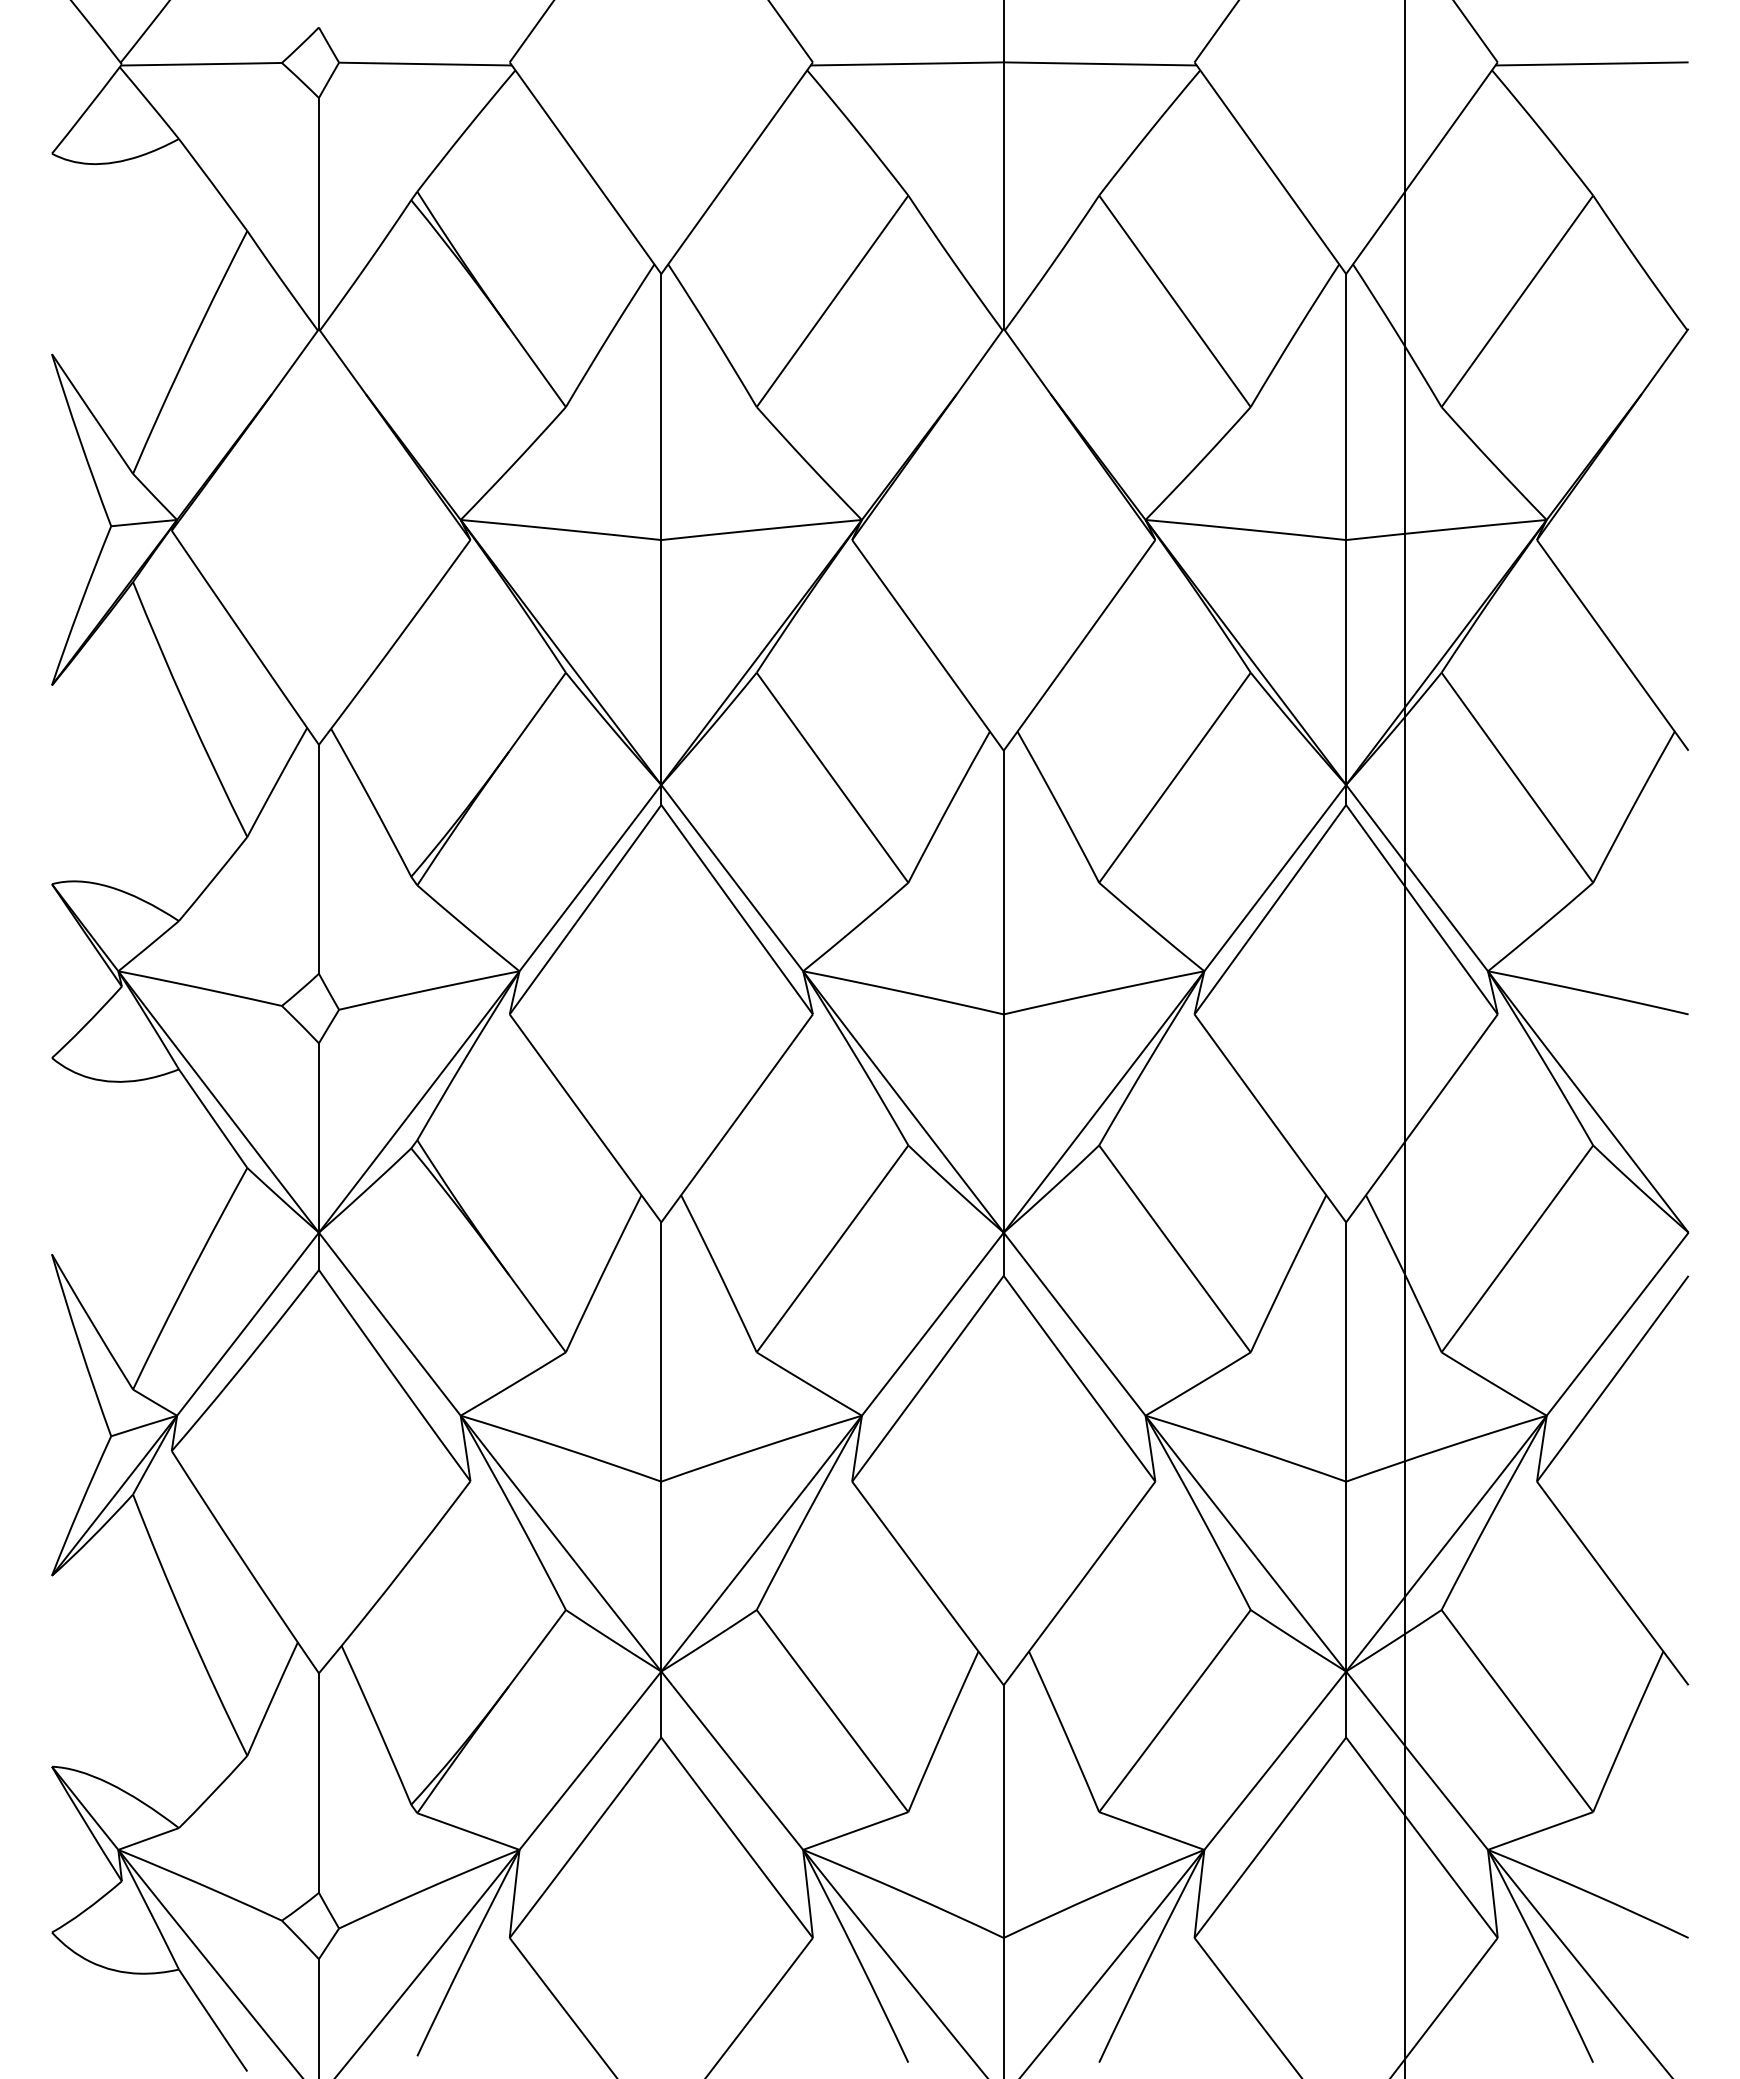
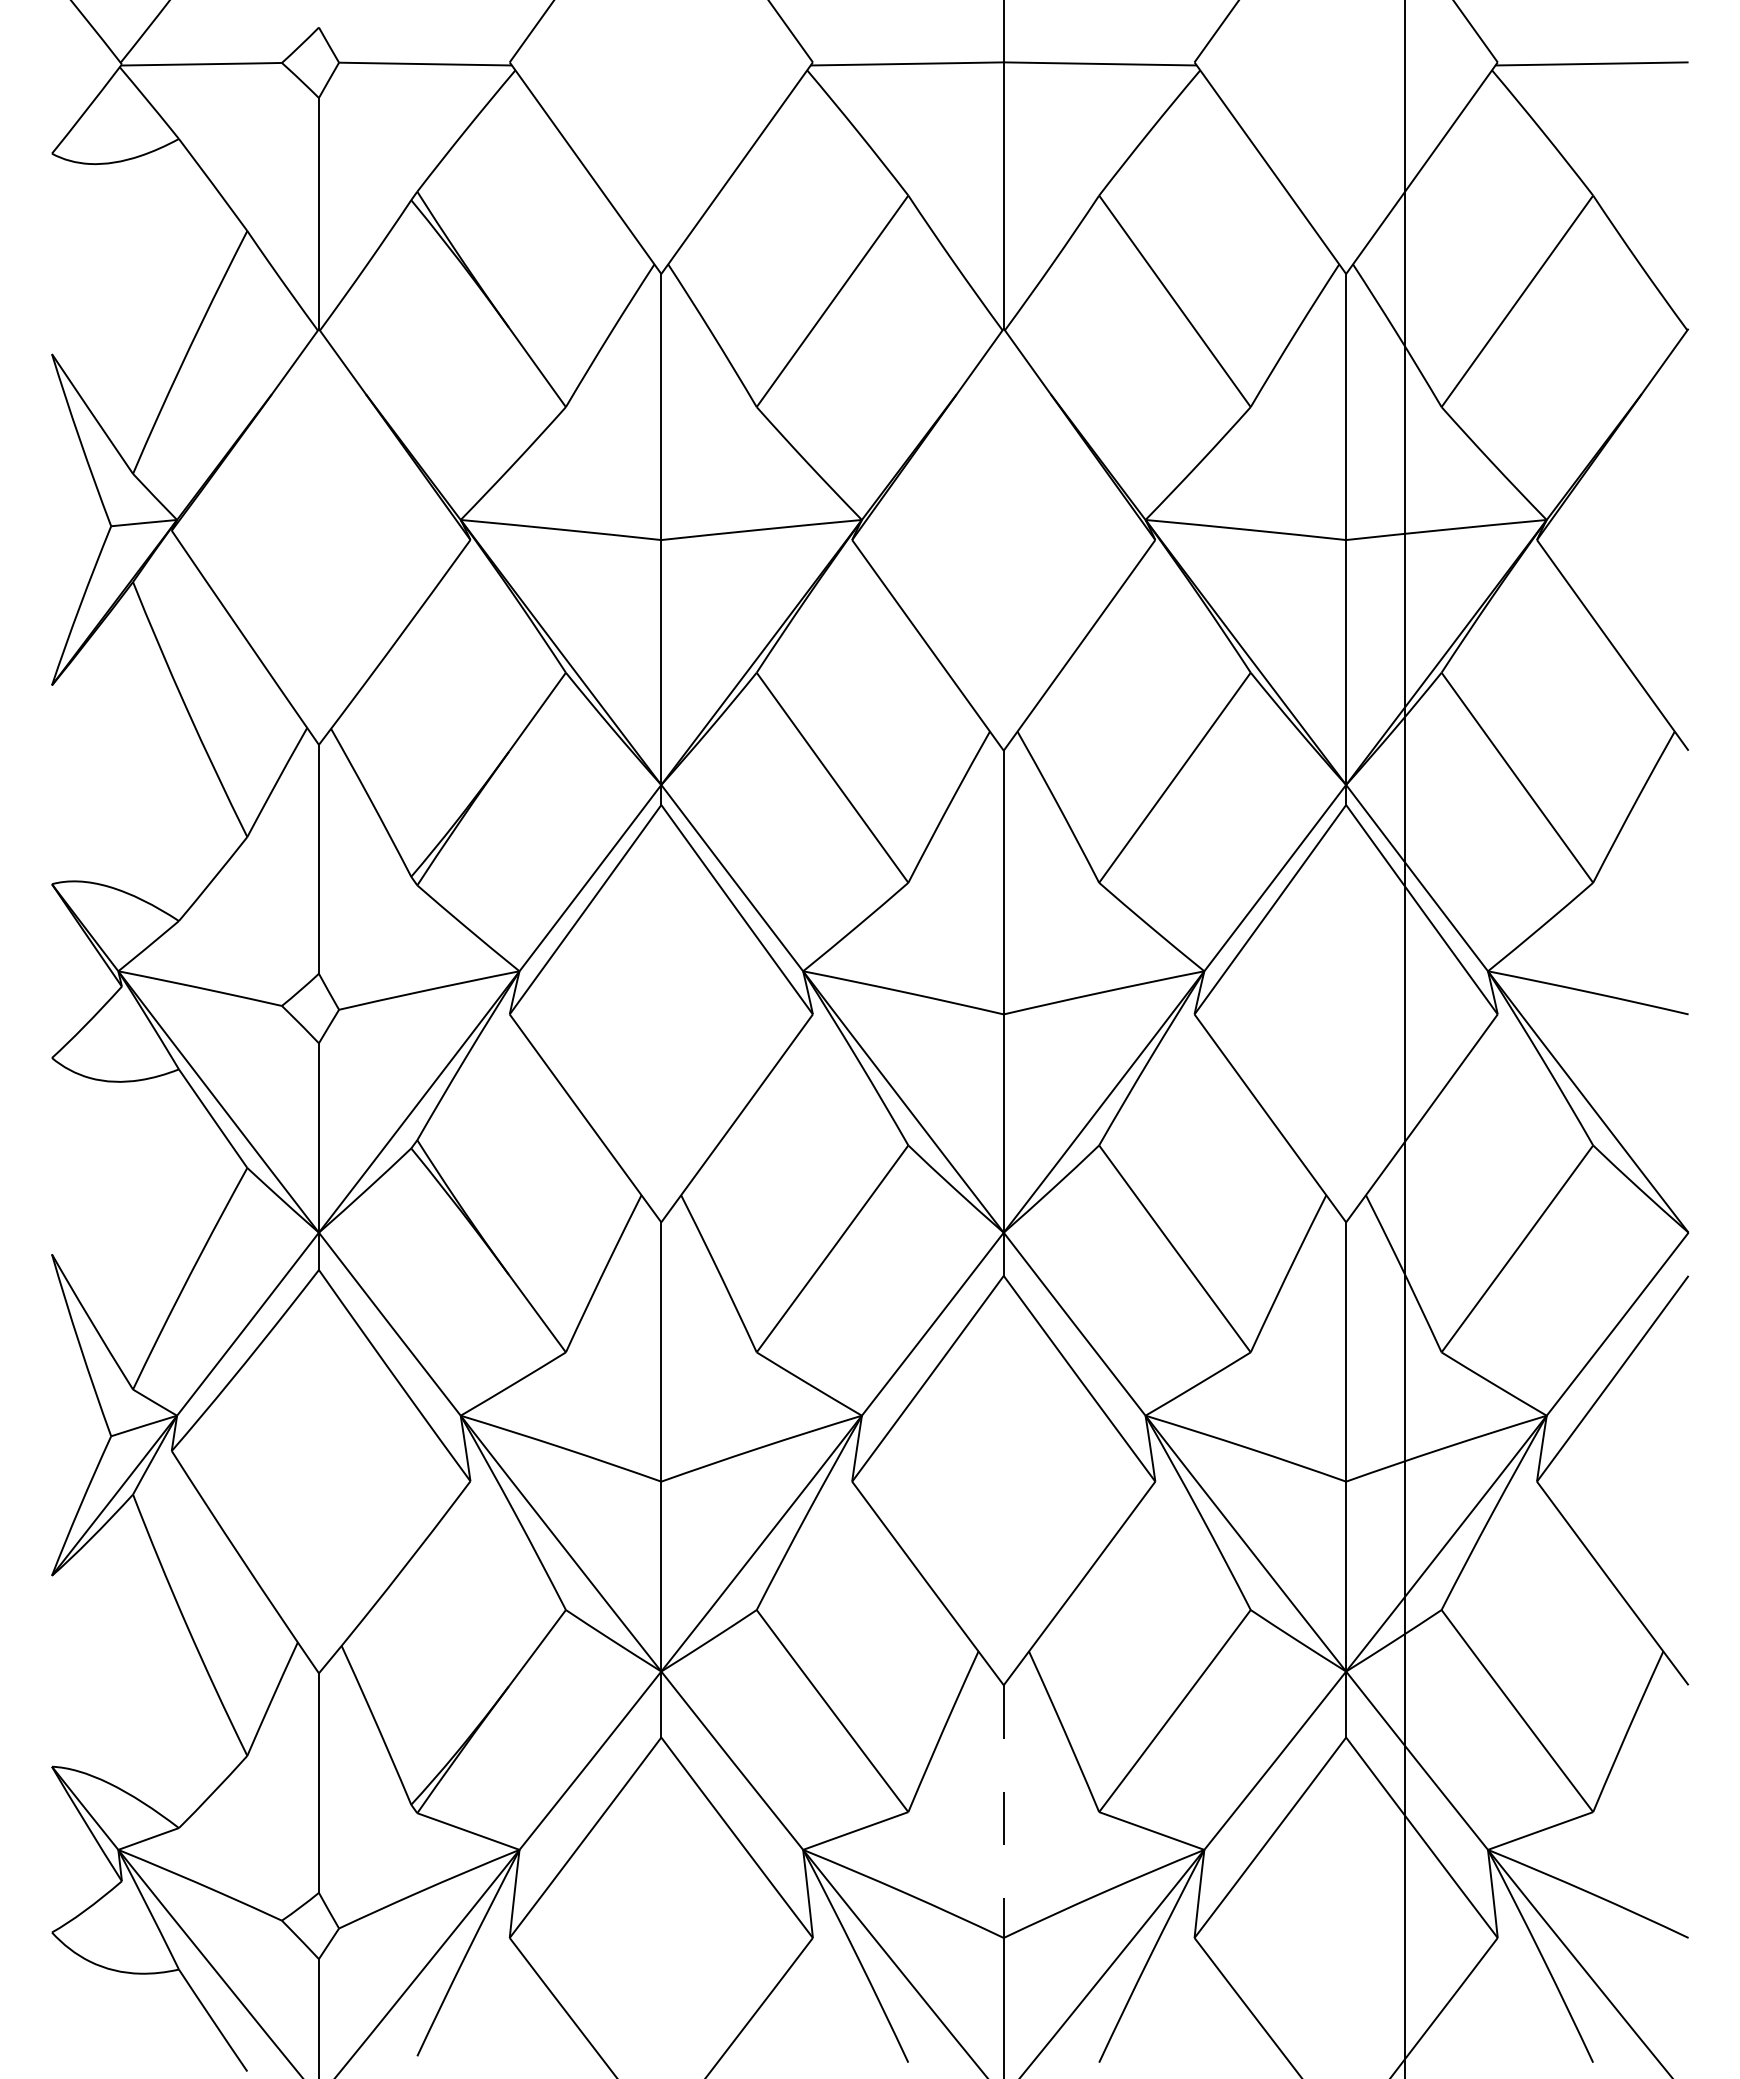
line: solid -> dashed (1003, 1812)
